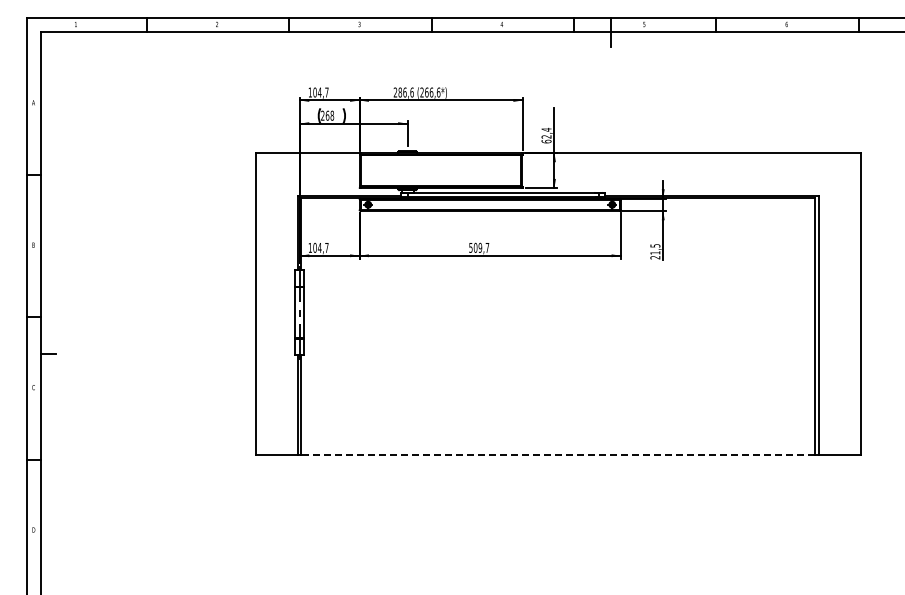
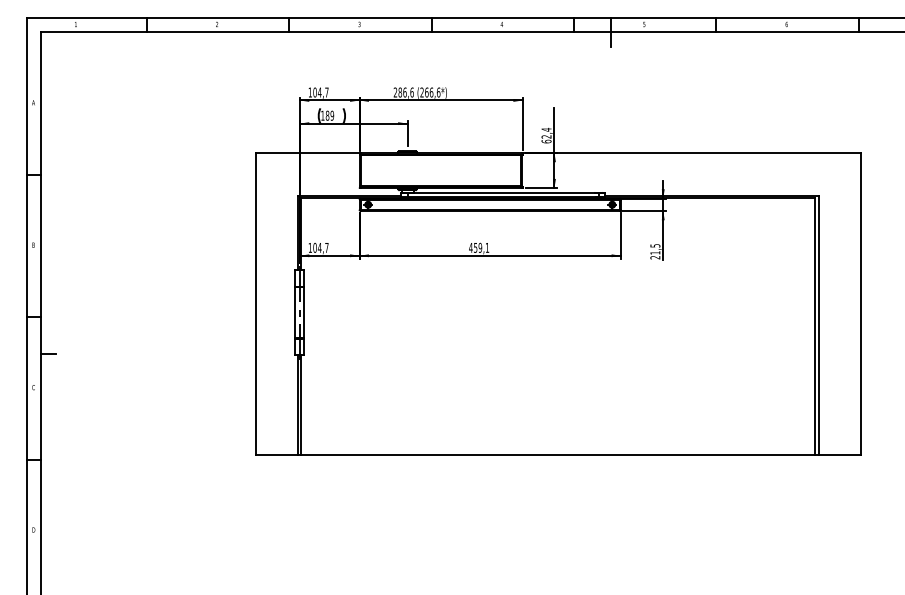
text: 268 -> 189 (327, 115)
text: 509,7 -> 459,1 (479, 247)
line: dashed -> solid (558, 455)
